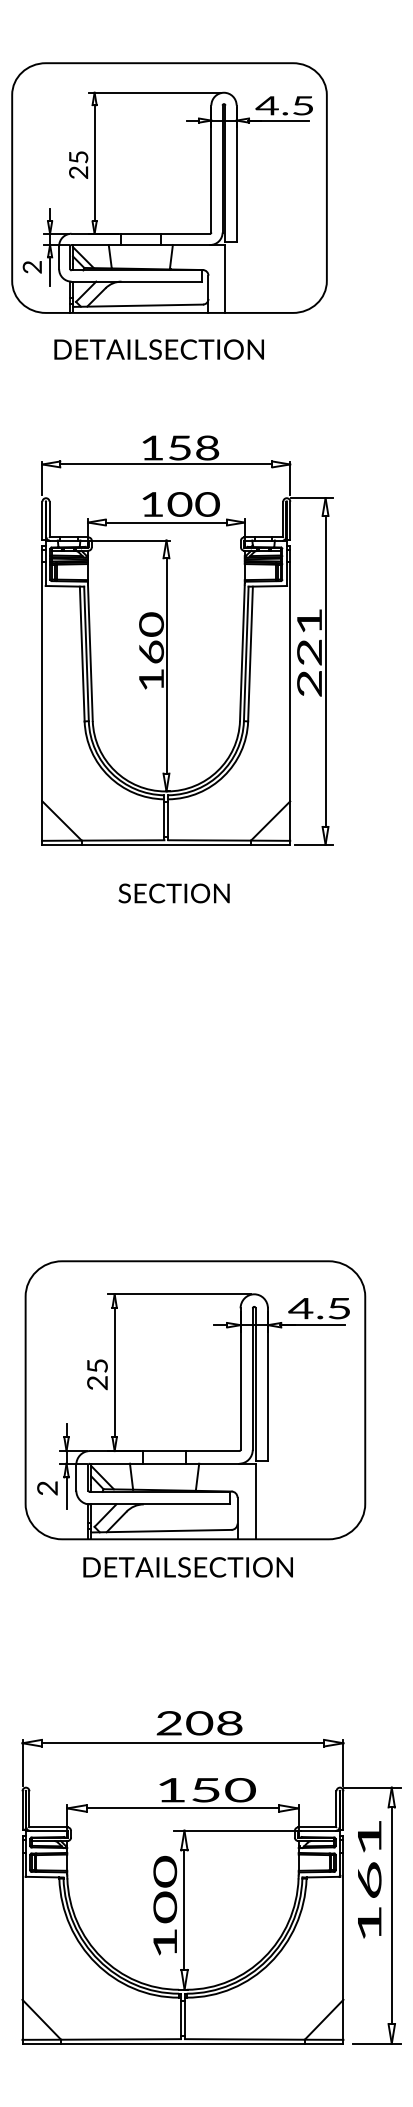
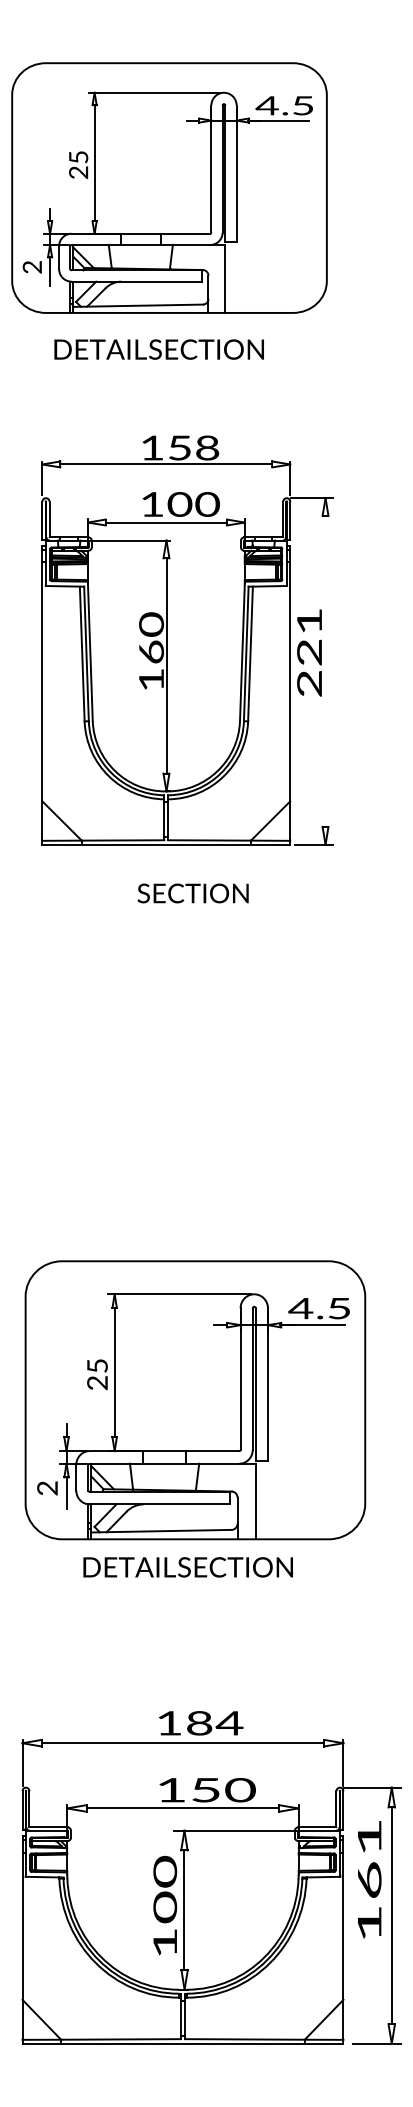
line: present -> none (325, 670)
text position: (173, 893) -> (192, 893) (192, 893)
text: 208 -> 184 (199, 1723)
